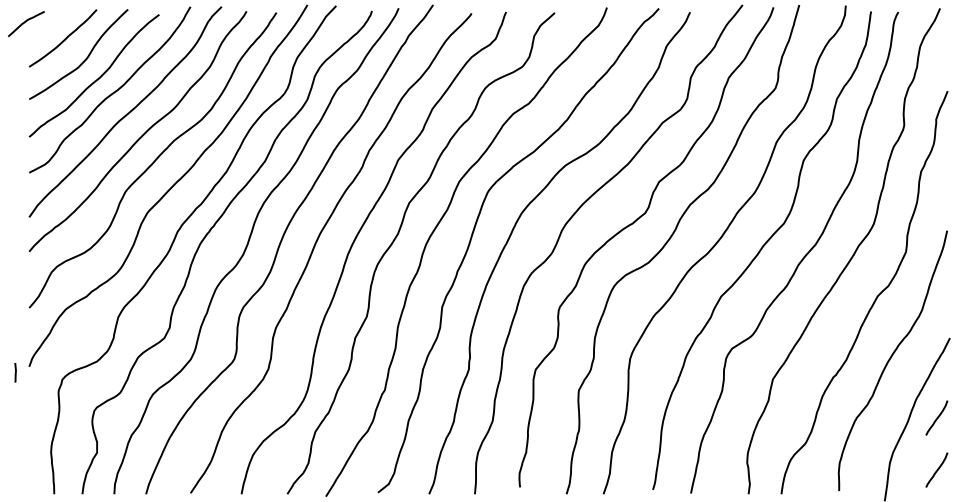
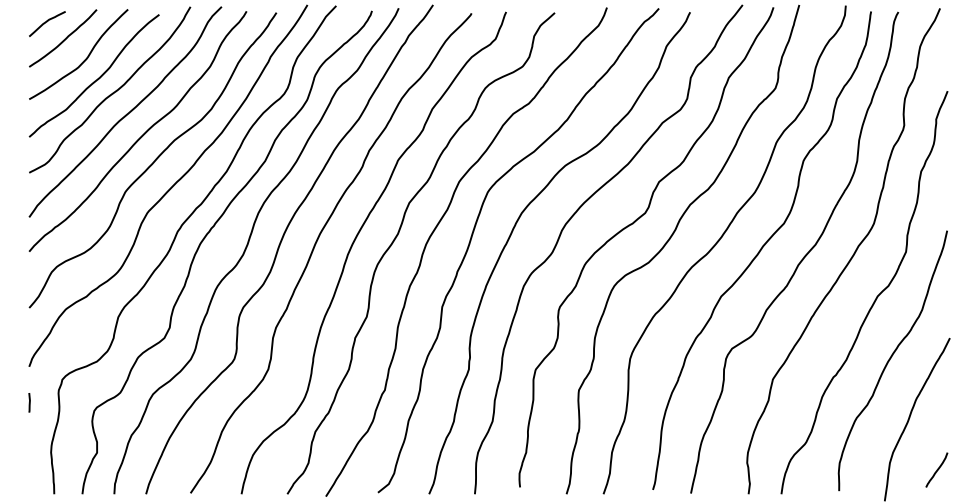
curve position: (26, 22) -> (47, 22) (47, 22)
line position: (15, 372) -> (29, 402) (29, 402)
curve: present -> none (936, 417)
